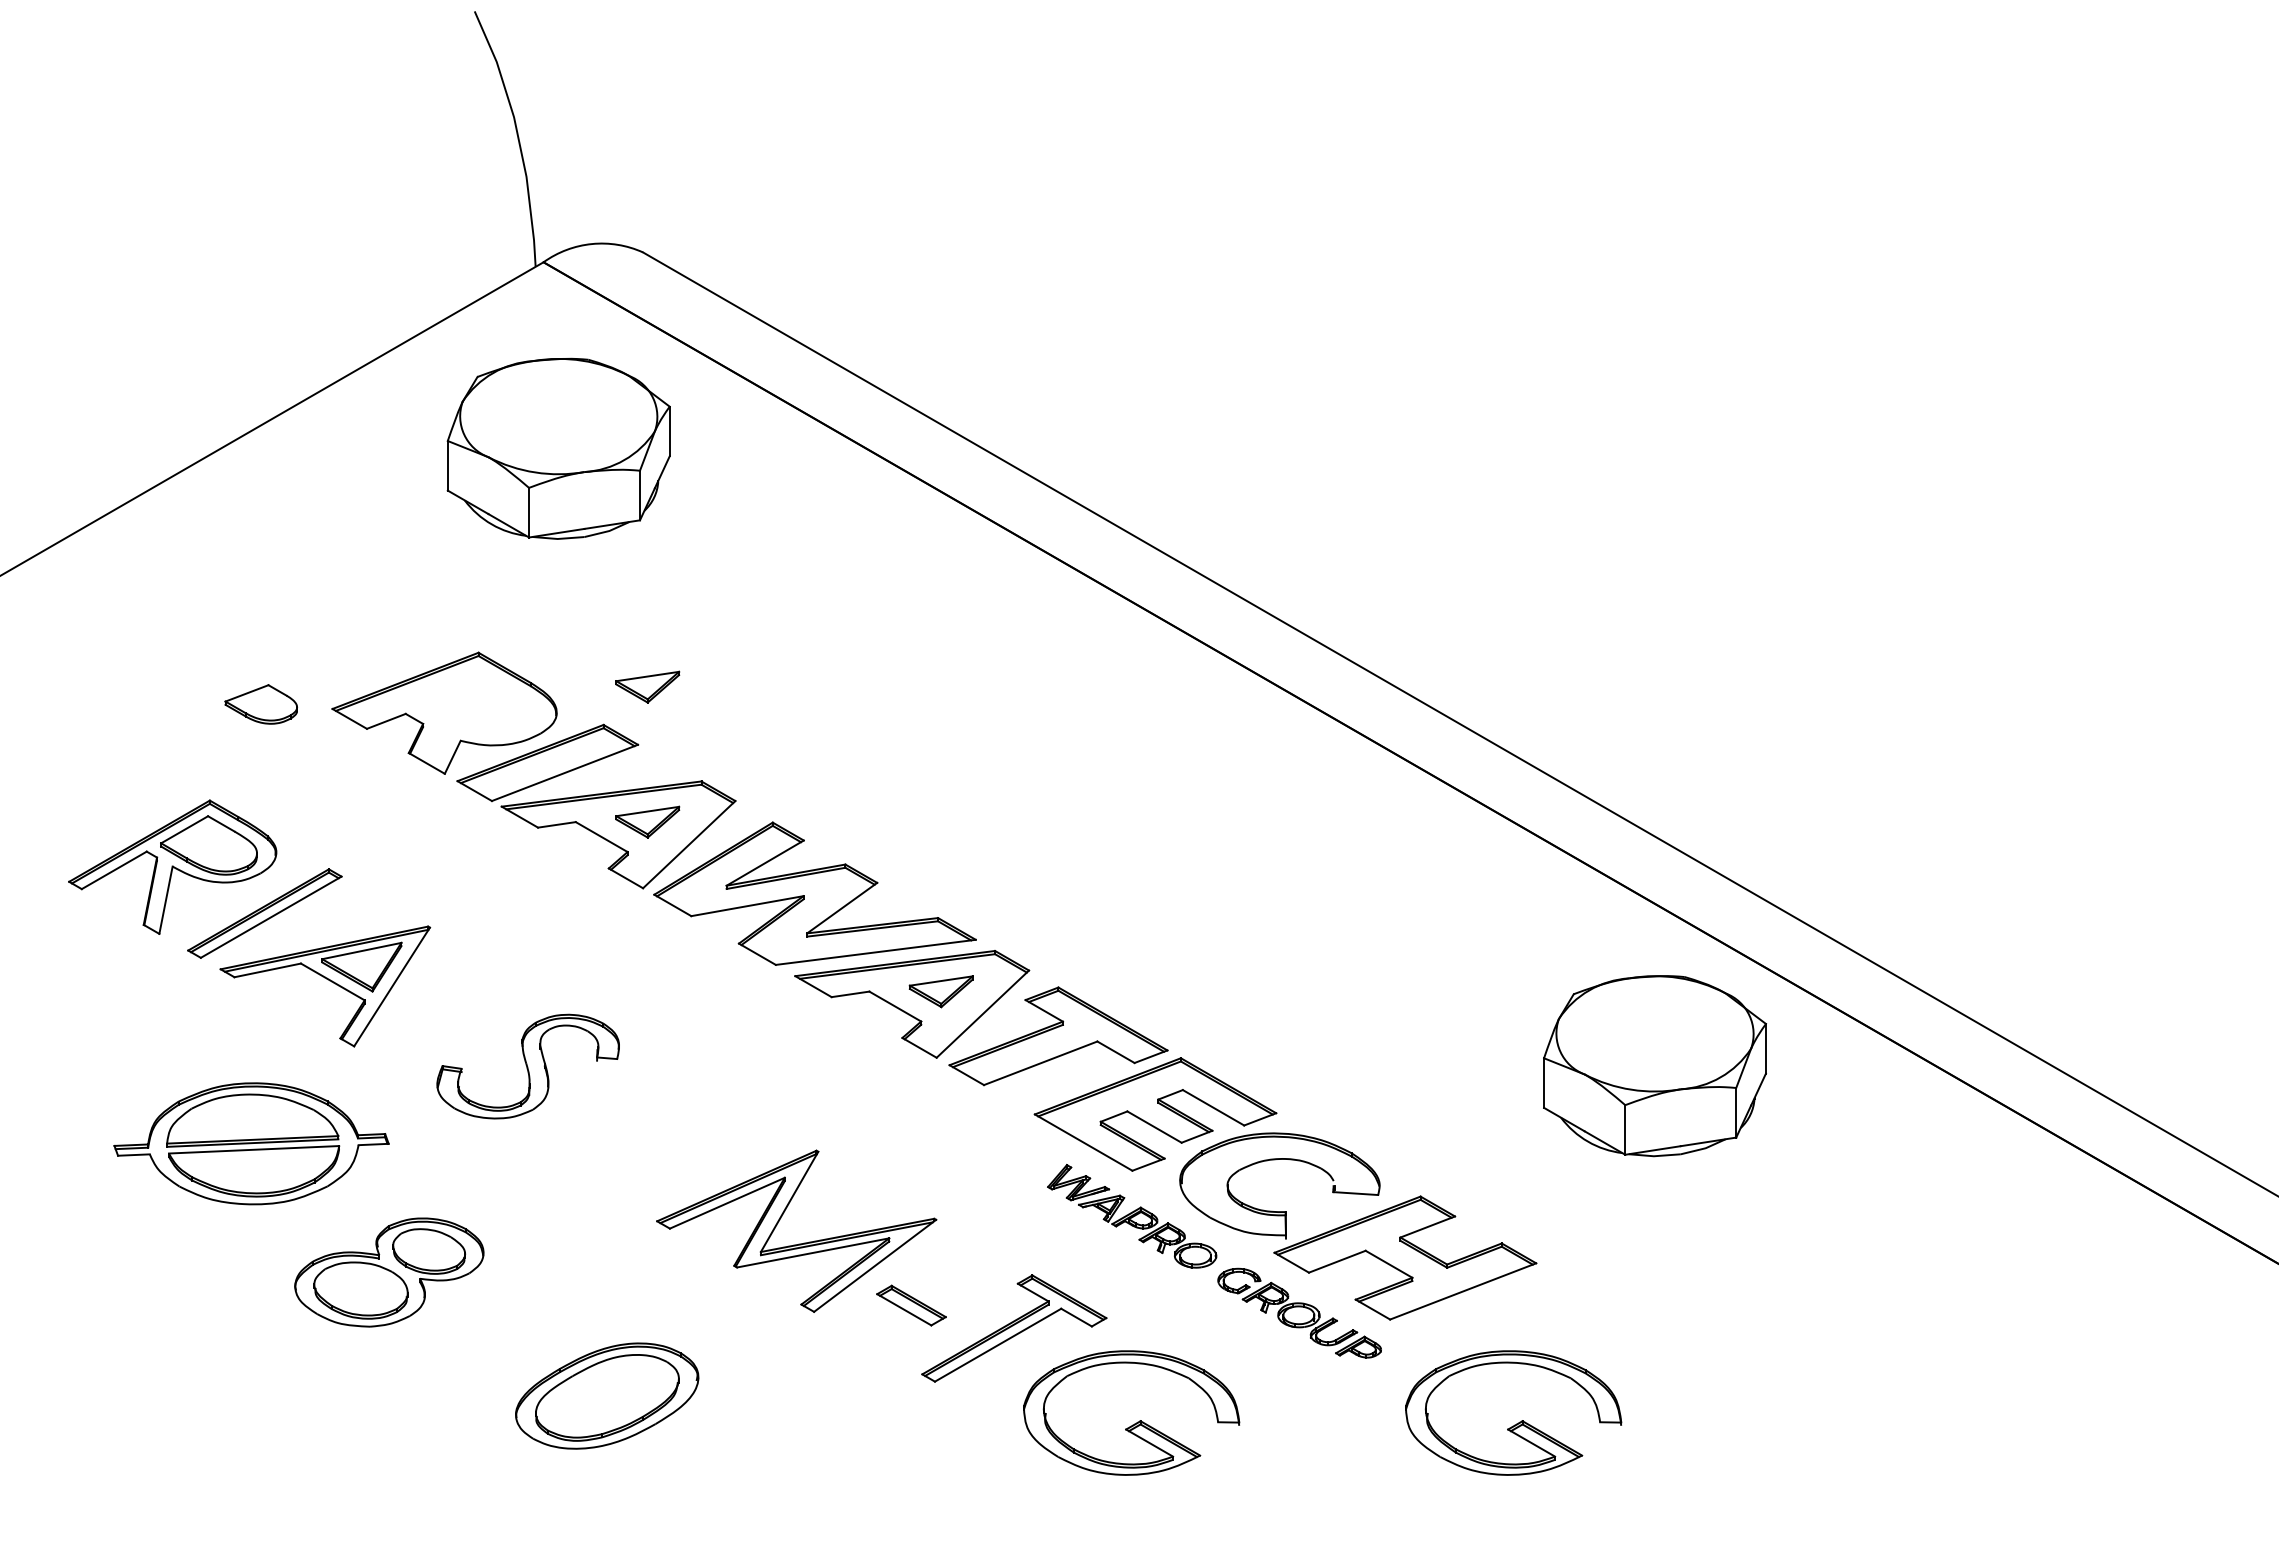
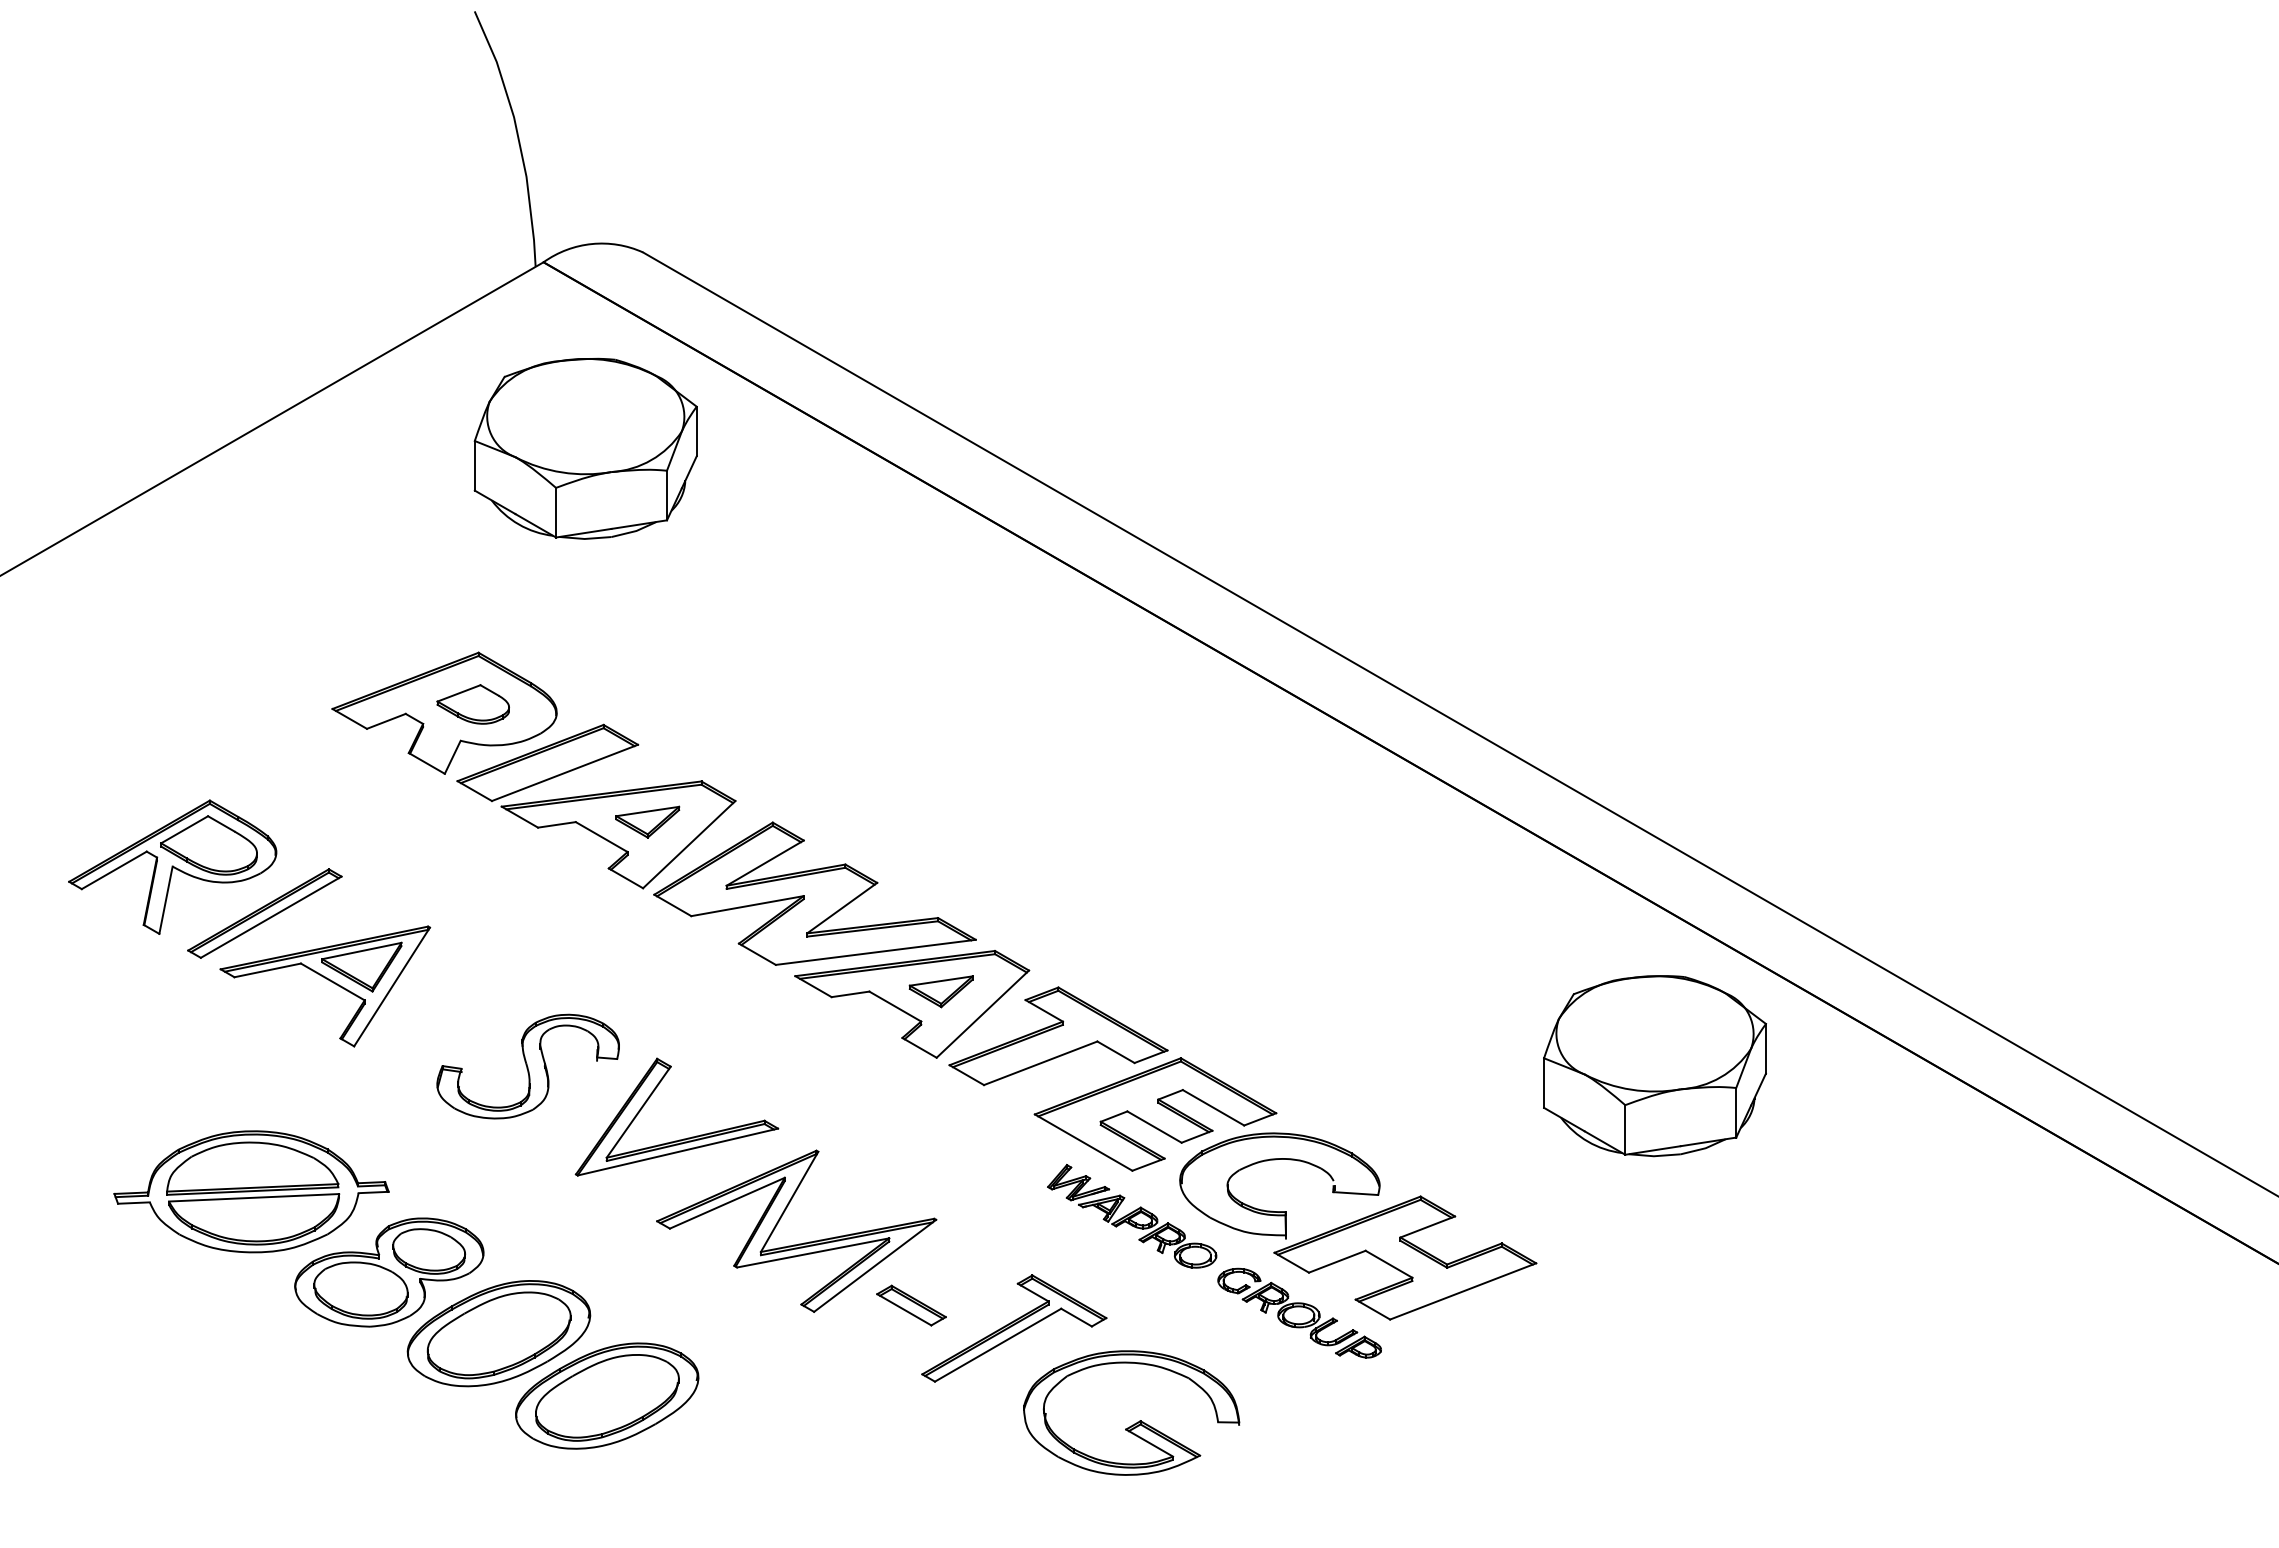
part position: (558, 448) -> (585, 448) (585, 448)
part: present -> none (647, 686)
part position: (260, 704) -> (472, 704) (472, 704)
part: none -> present (683, 1138)
part position: (251, 1143) -> (251, 1191) (251, 1191)
part: none -> present (498, 1333)
part: present -> none (1519, 1421)
